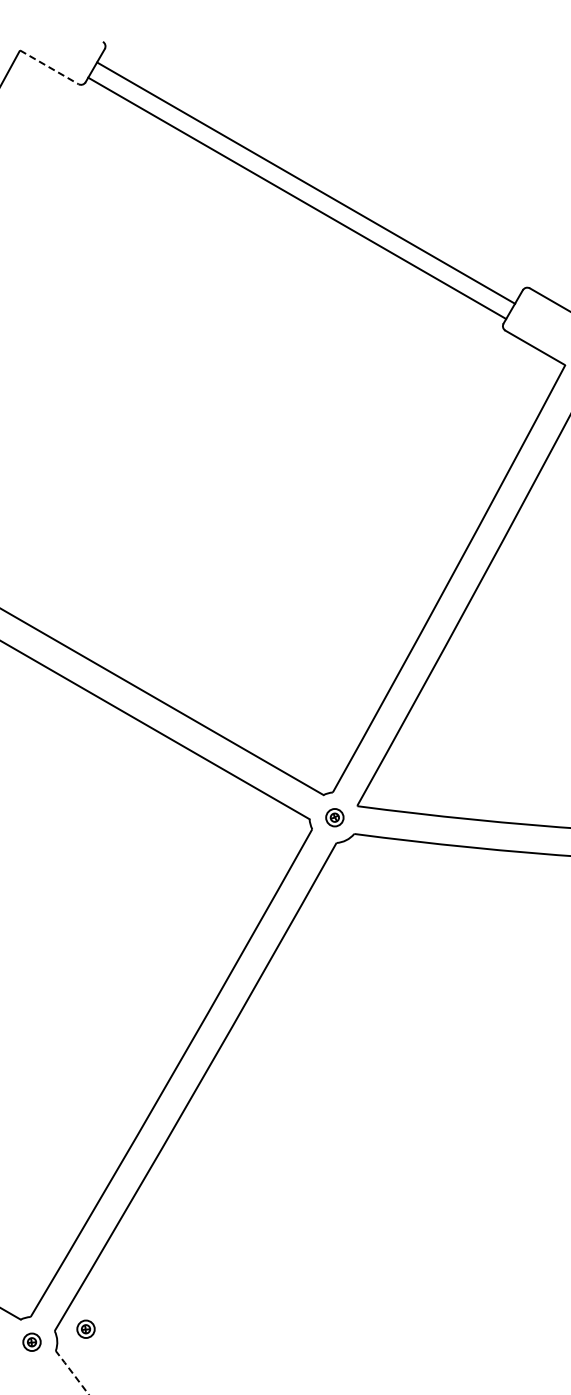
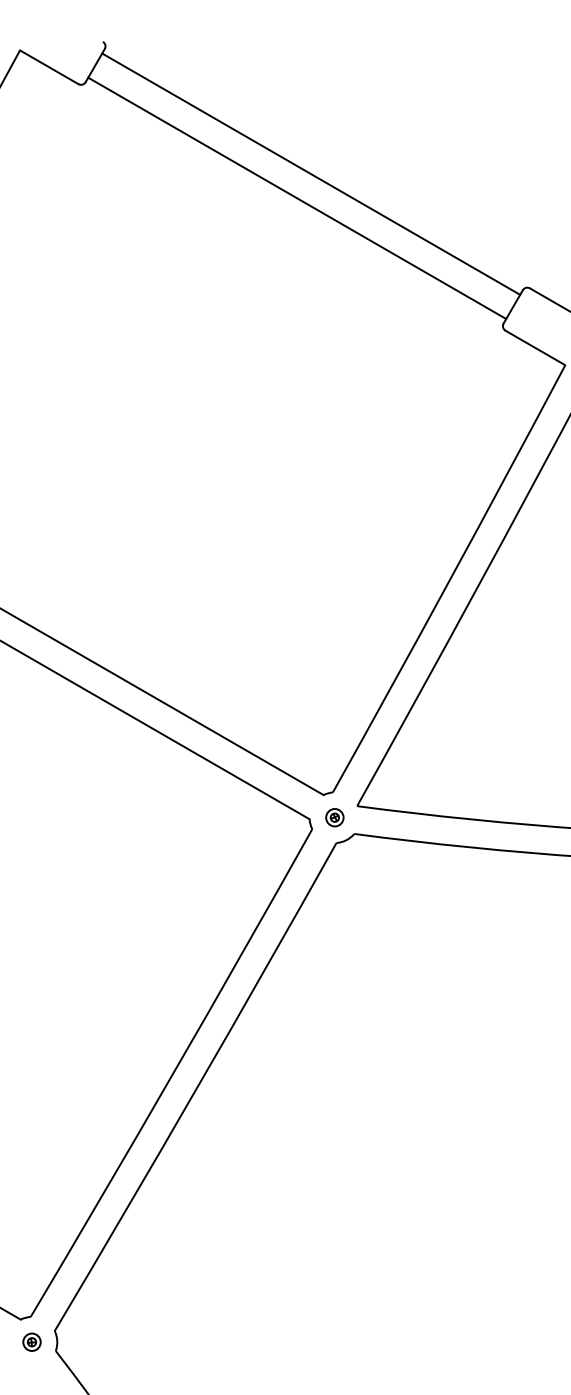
line: dashed -> solid (49, 67)
line position: (306, 182) -> (311, 173) (311, 173)
part: present -> none (85, 1328)
arc: dashed -> solid (71, 1372)
